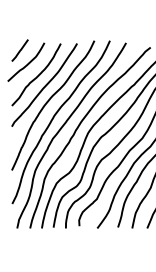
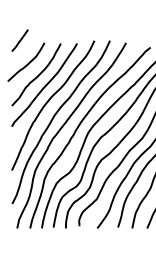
line position: (19, 50) -> (19, 40) (19, 40)
